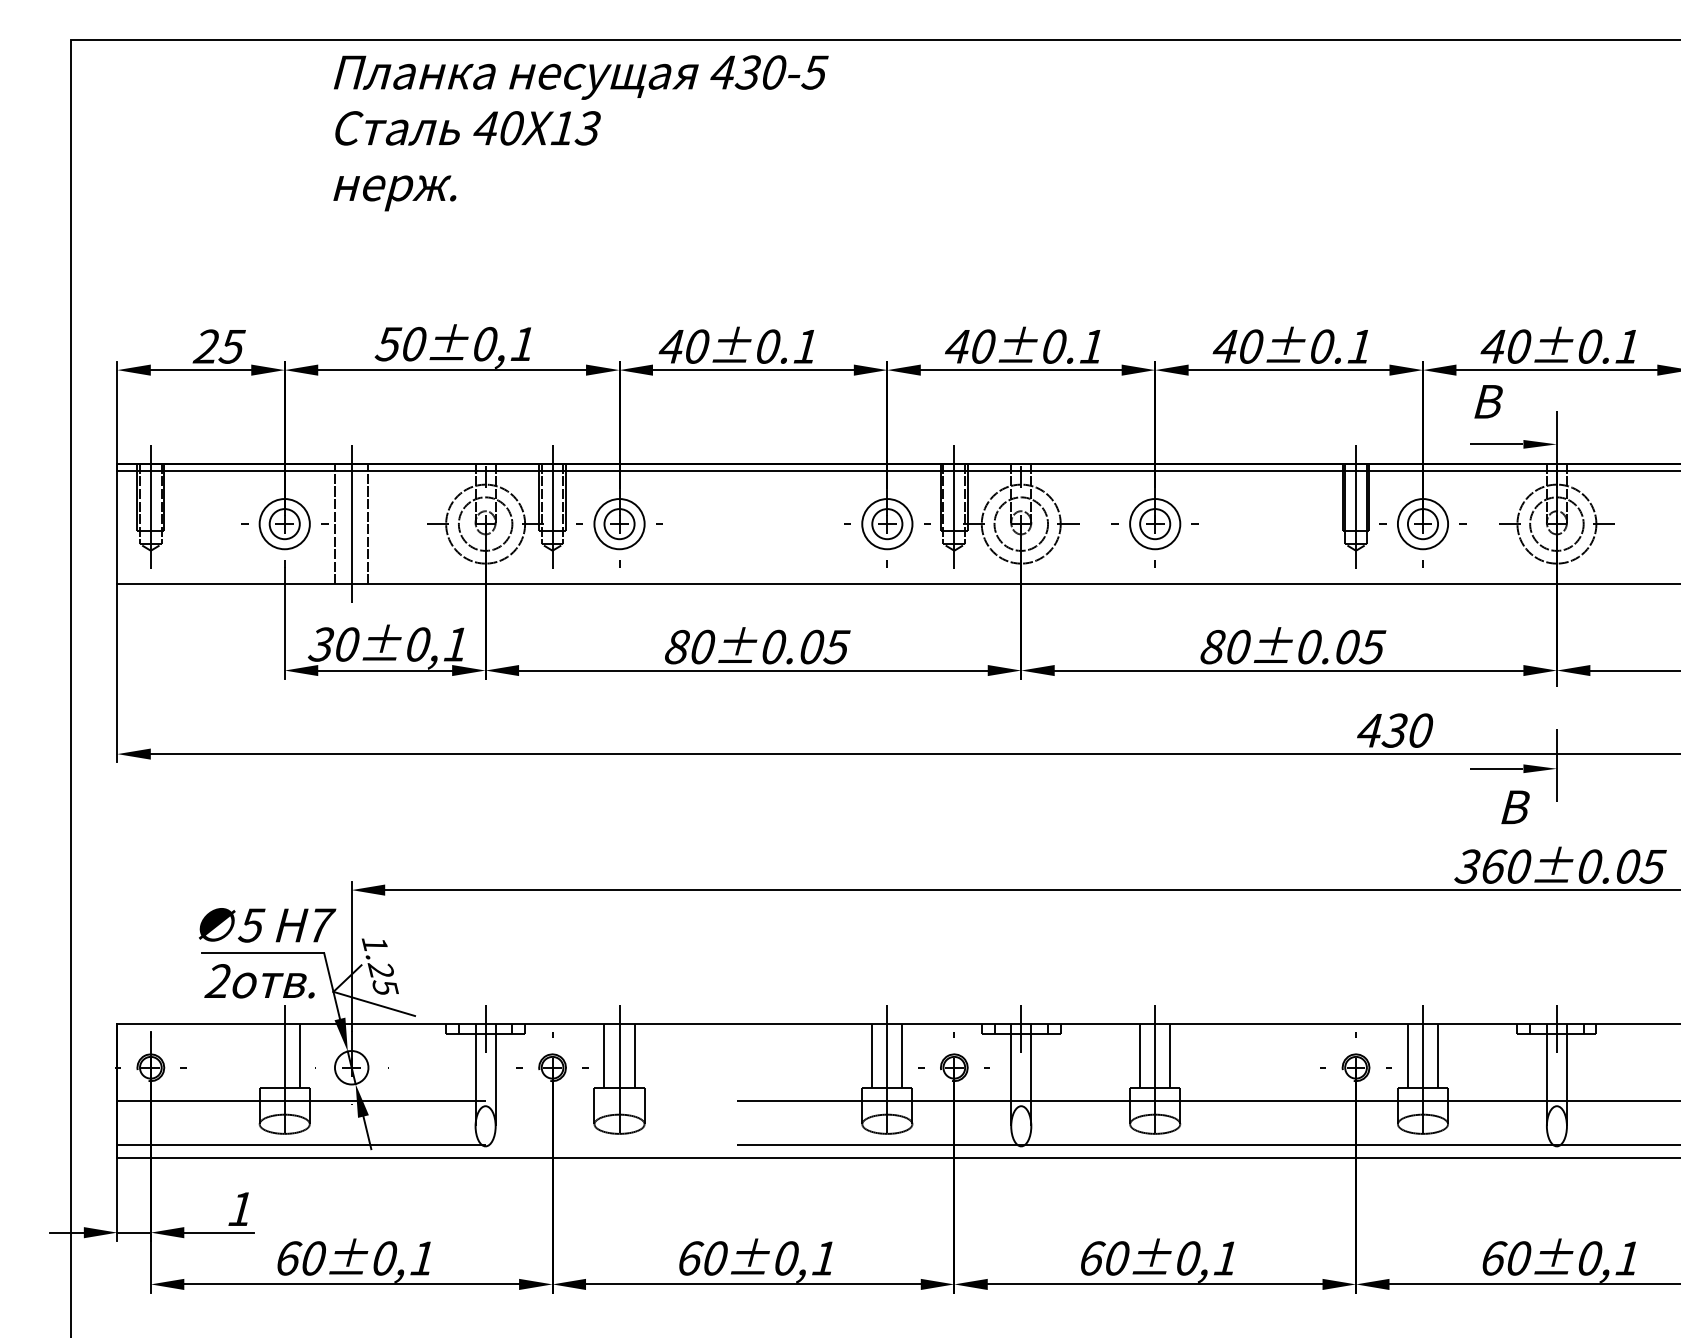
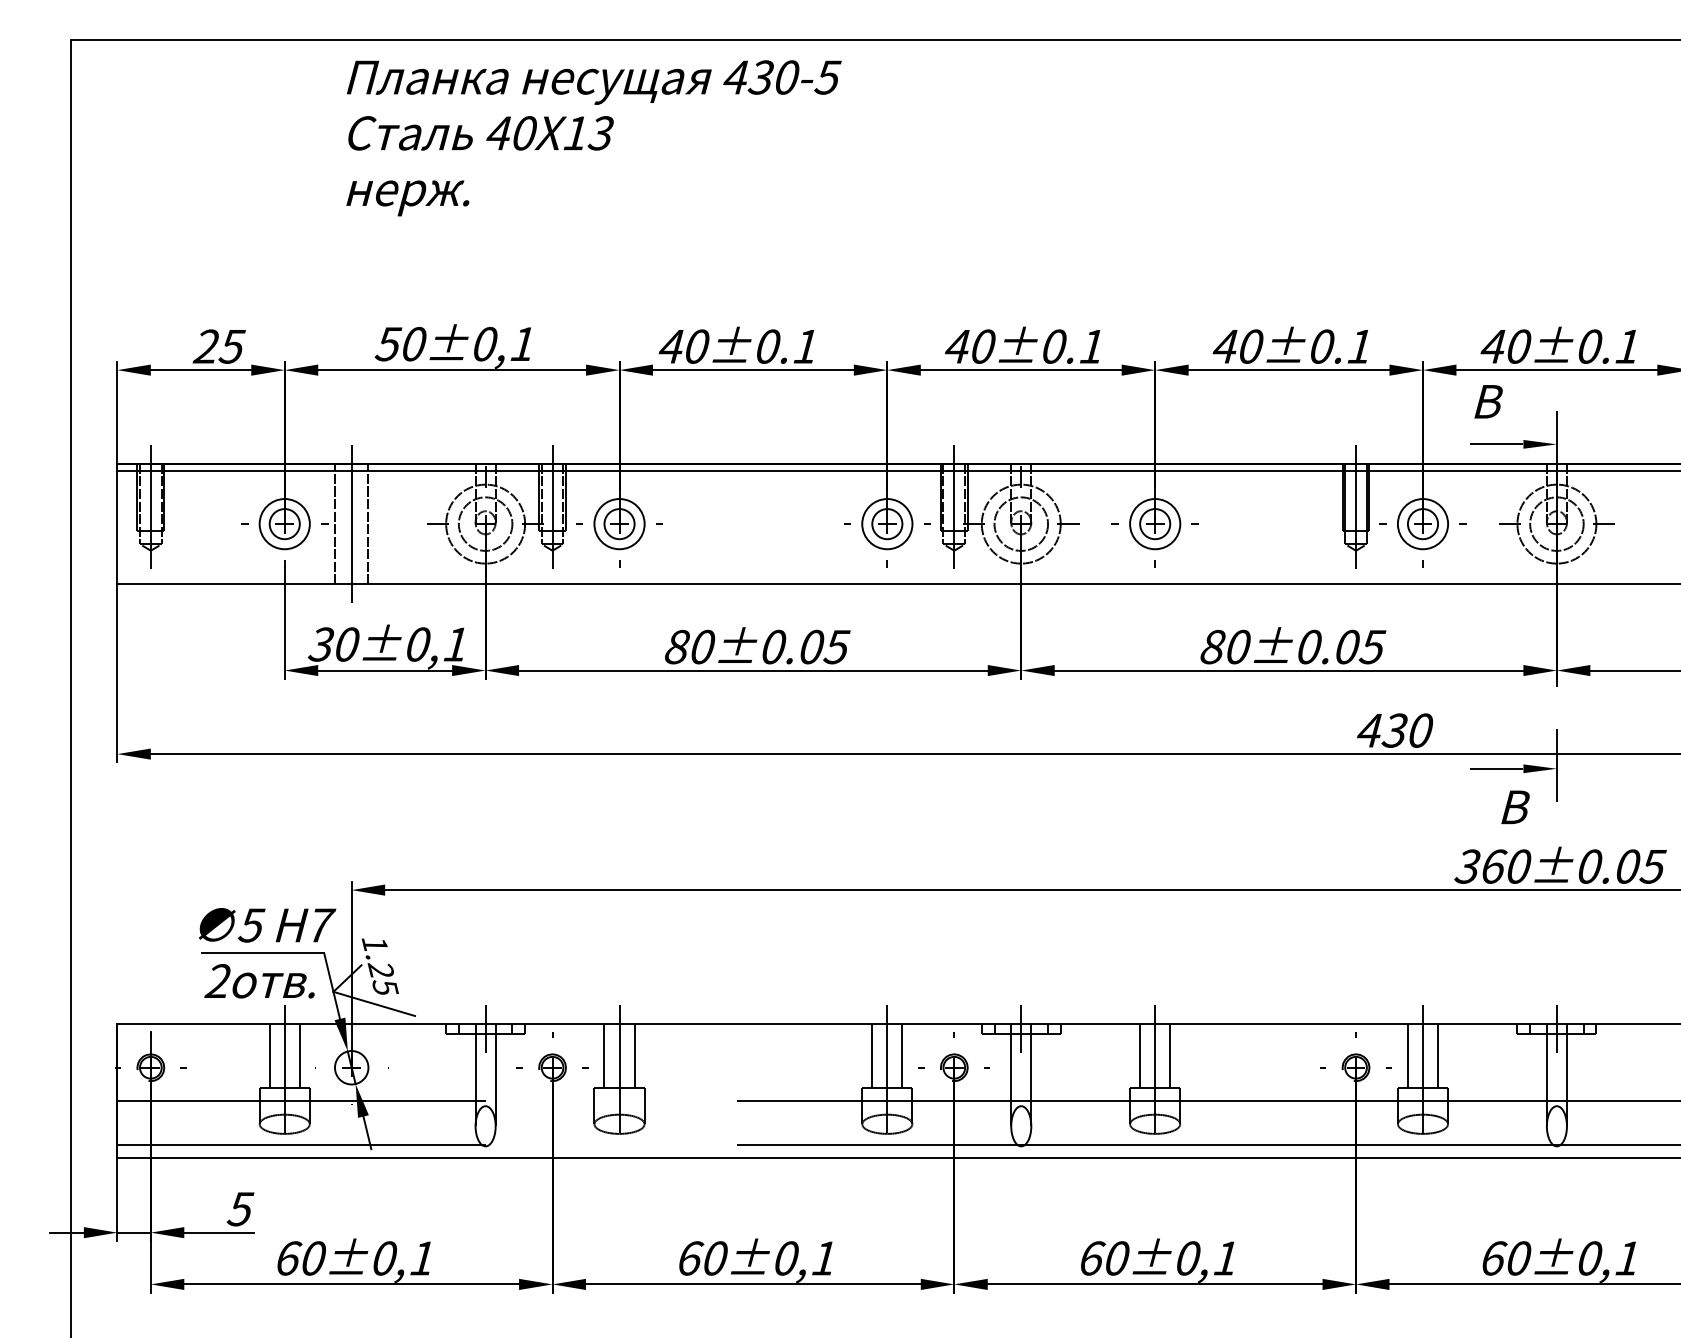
text position: (580, 133) -> (593, 138) (593, 138)
line: none -> present (269, 1055)
text: 1 -> 5 (240, 1209)
